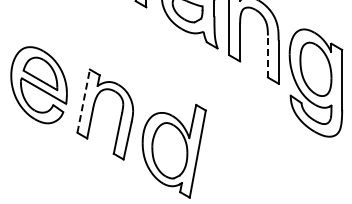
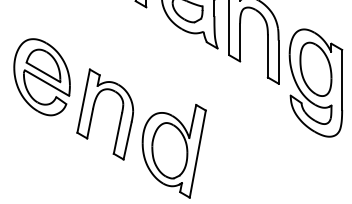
line: dashed -> solid (267, 56)
part position: (38, 85) -> (41, 77) (41, 77)
line: dashed -> solid (83, 100)
